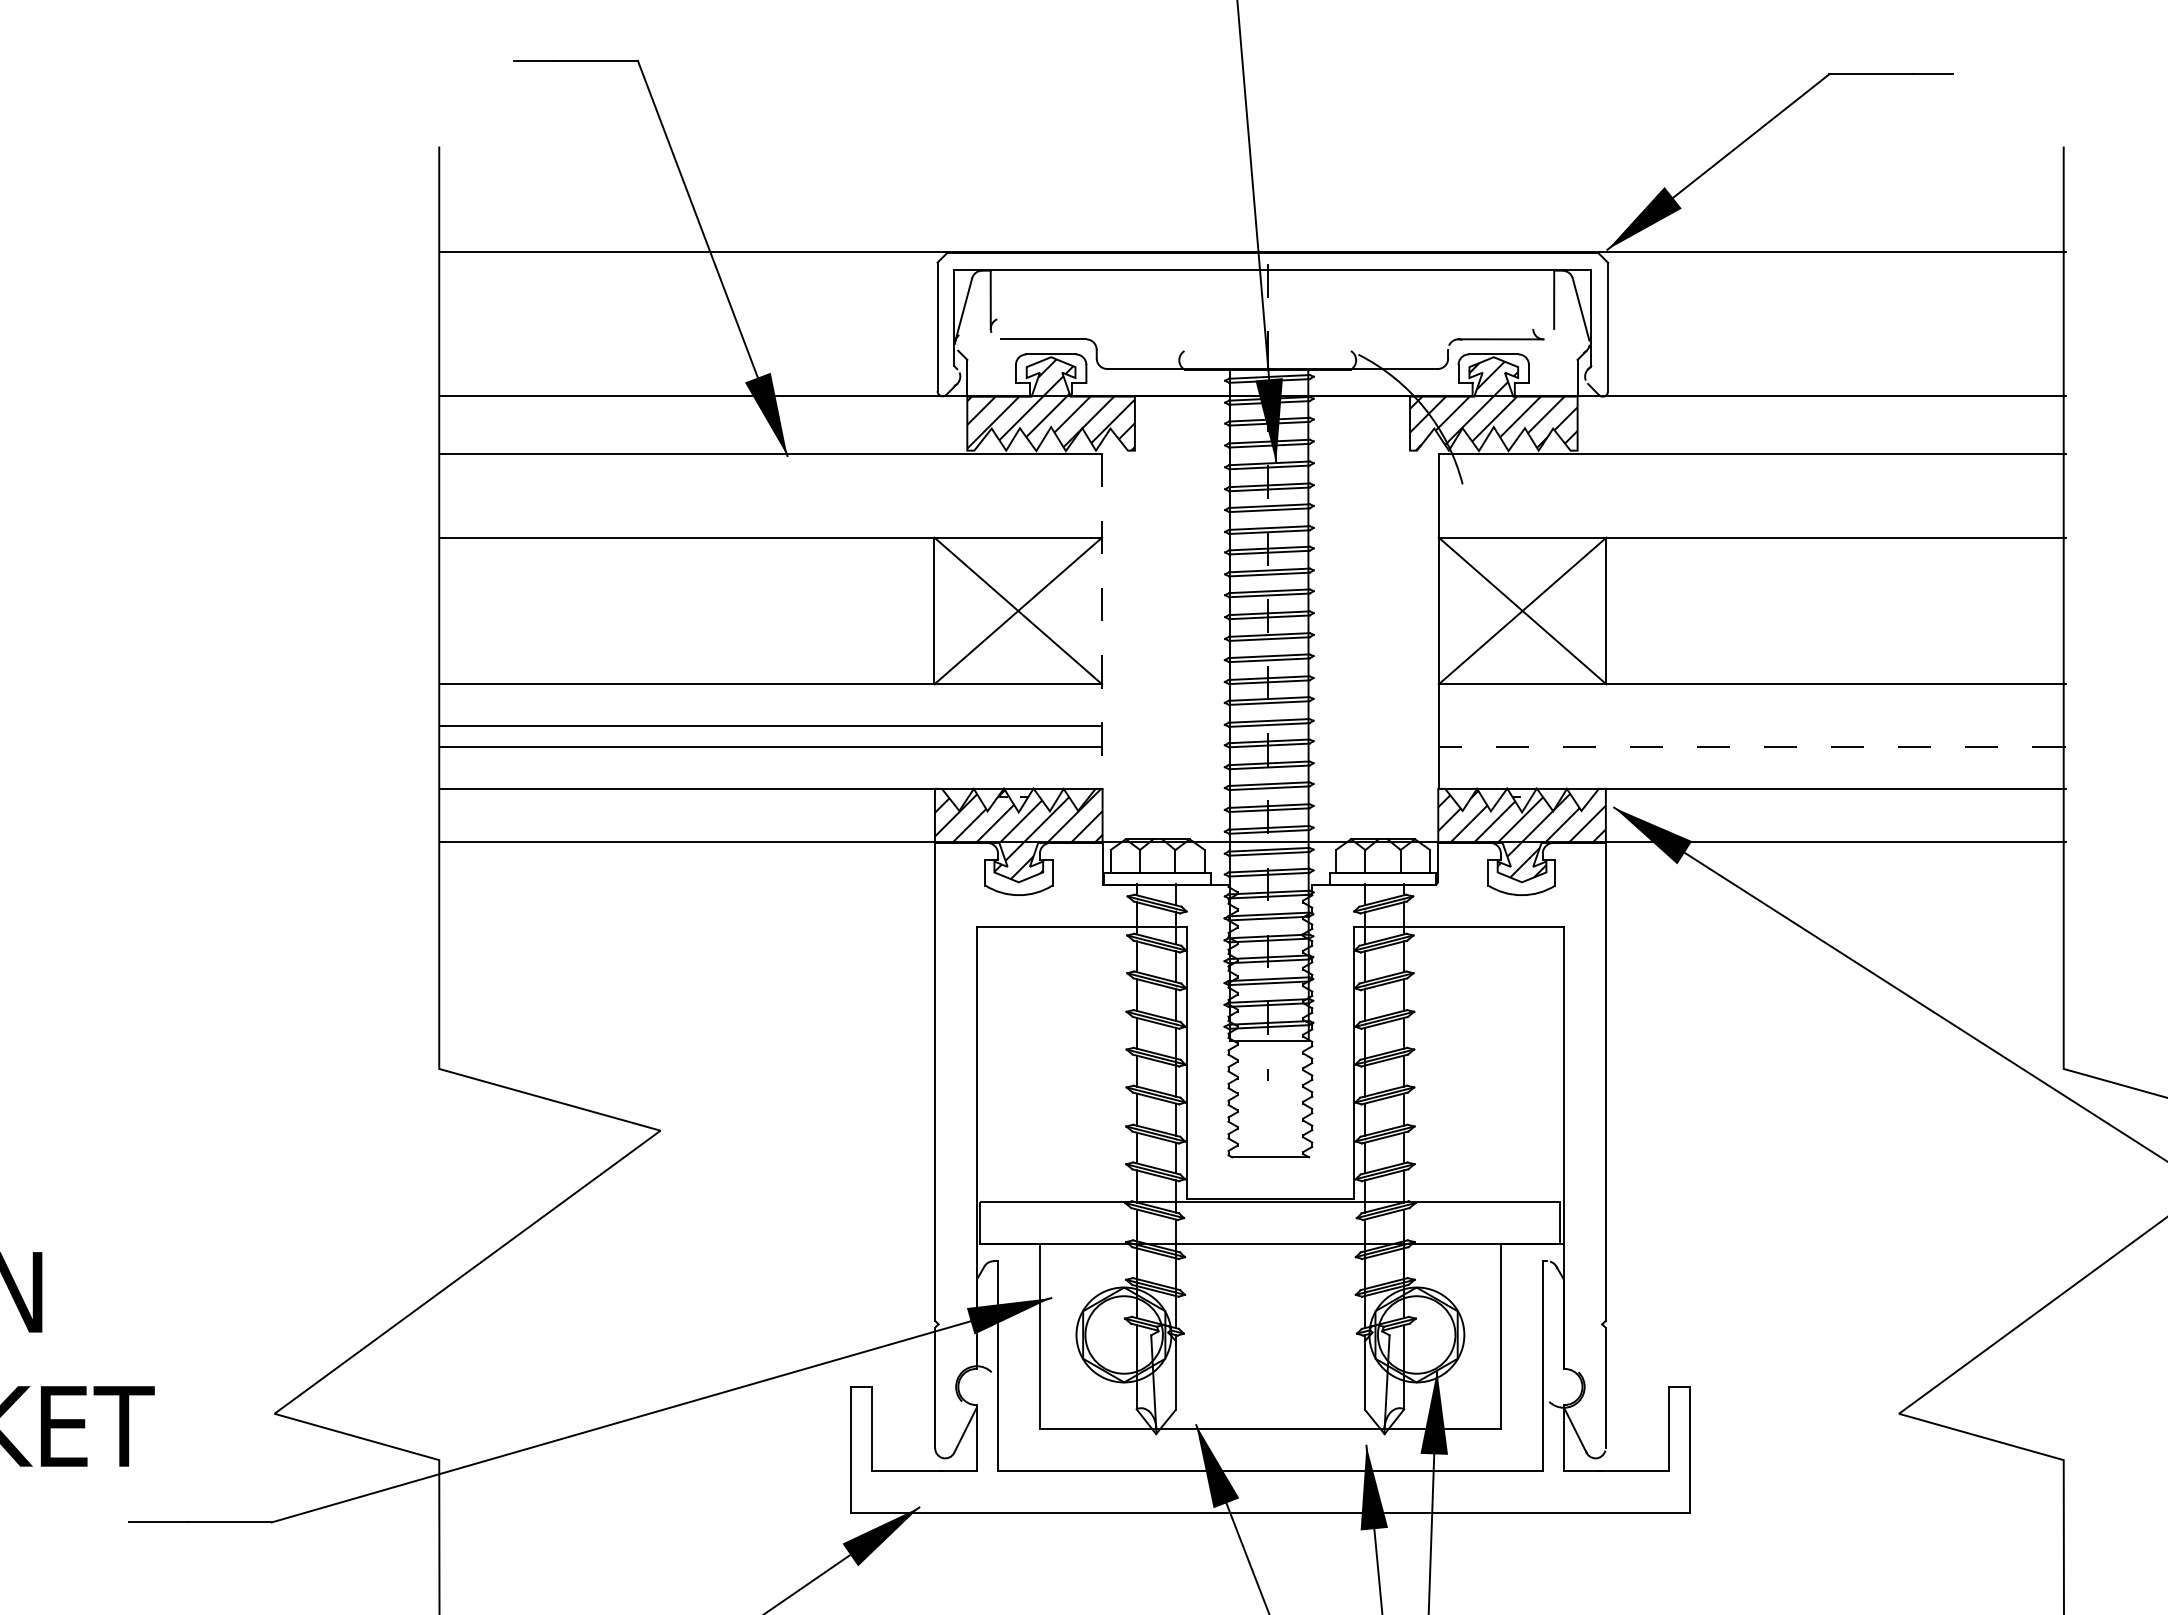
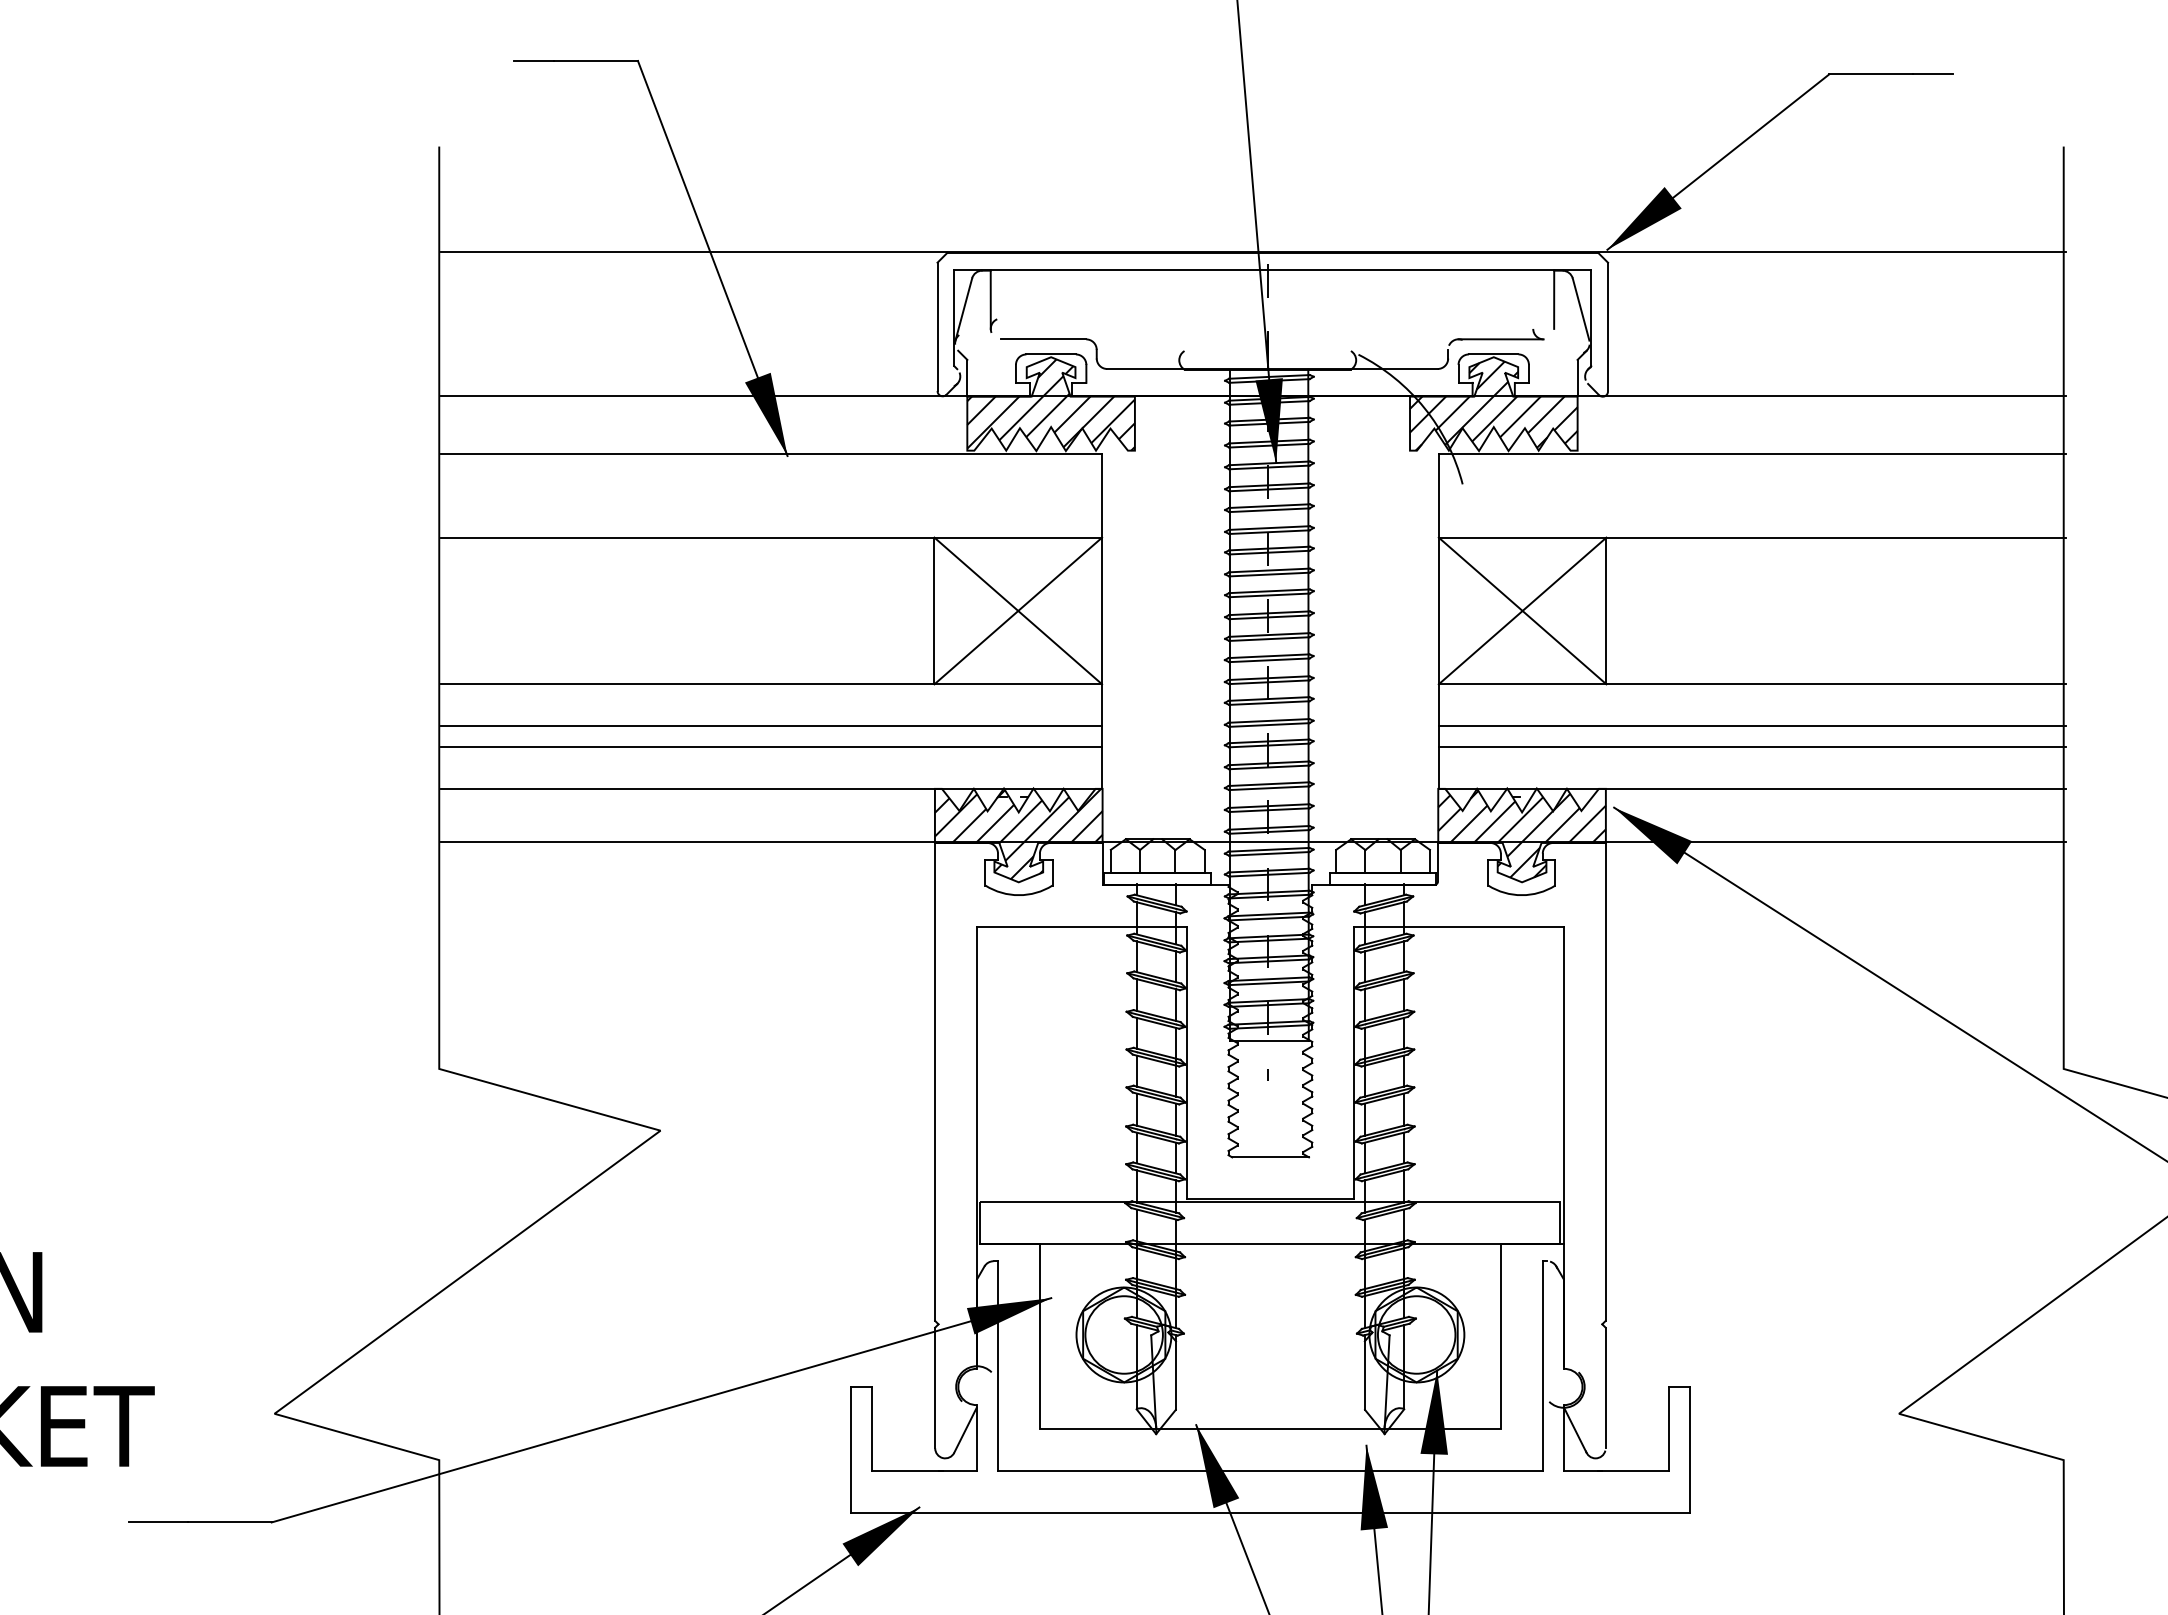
line: dashed -> solid (1102, 621)
line: none -> present (1751, 726)
line: dashed -> solid (1751, 747)
